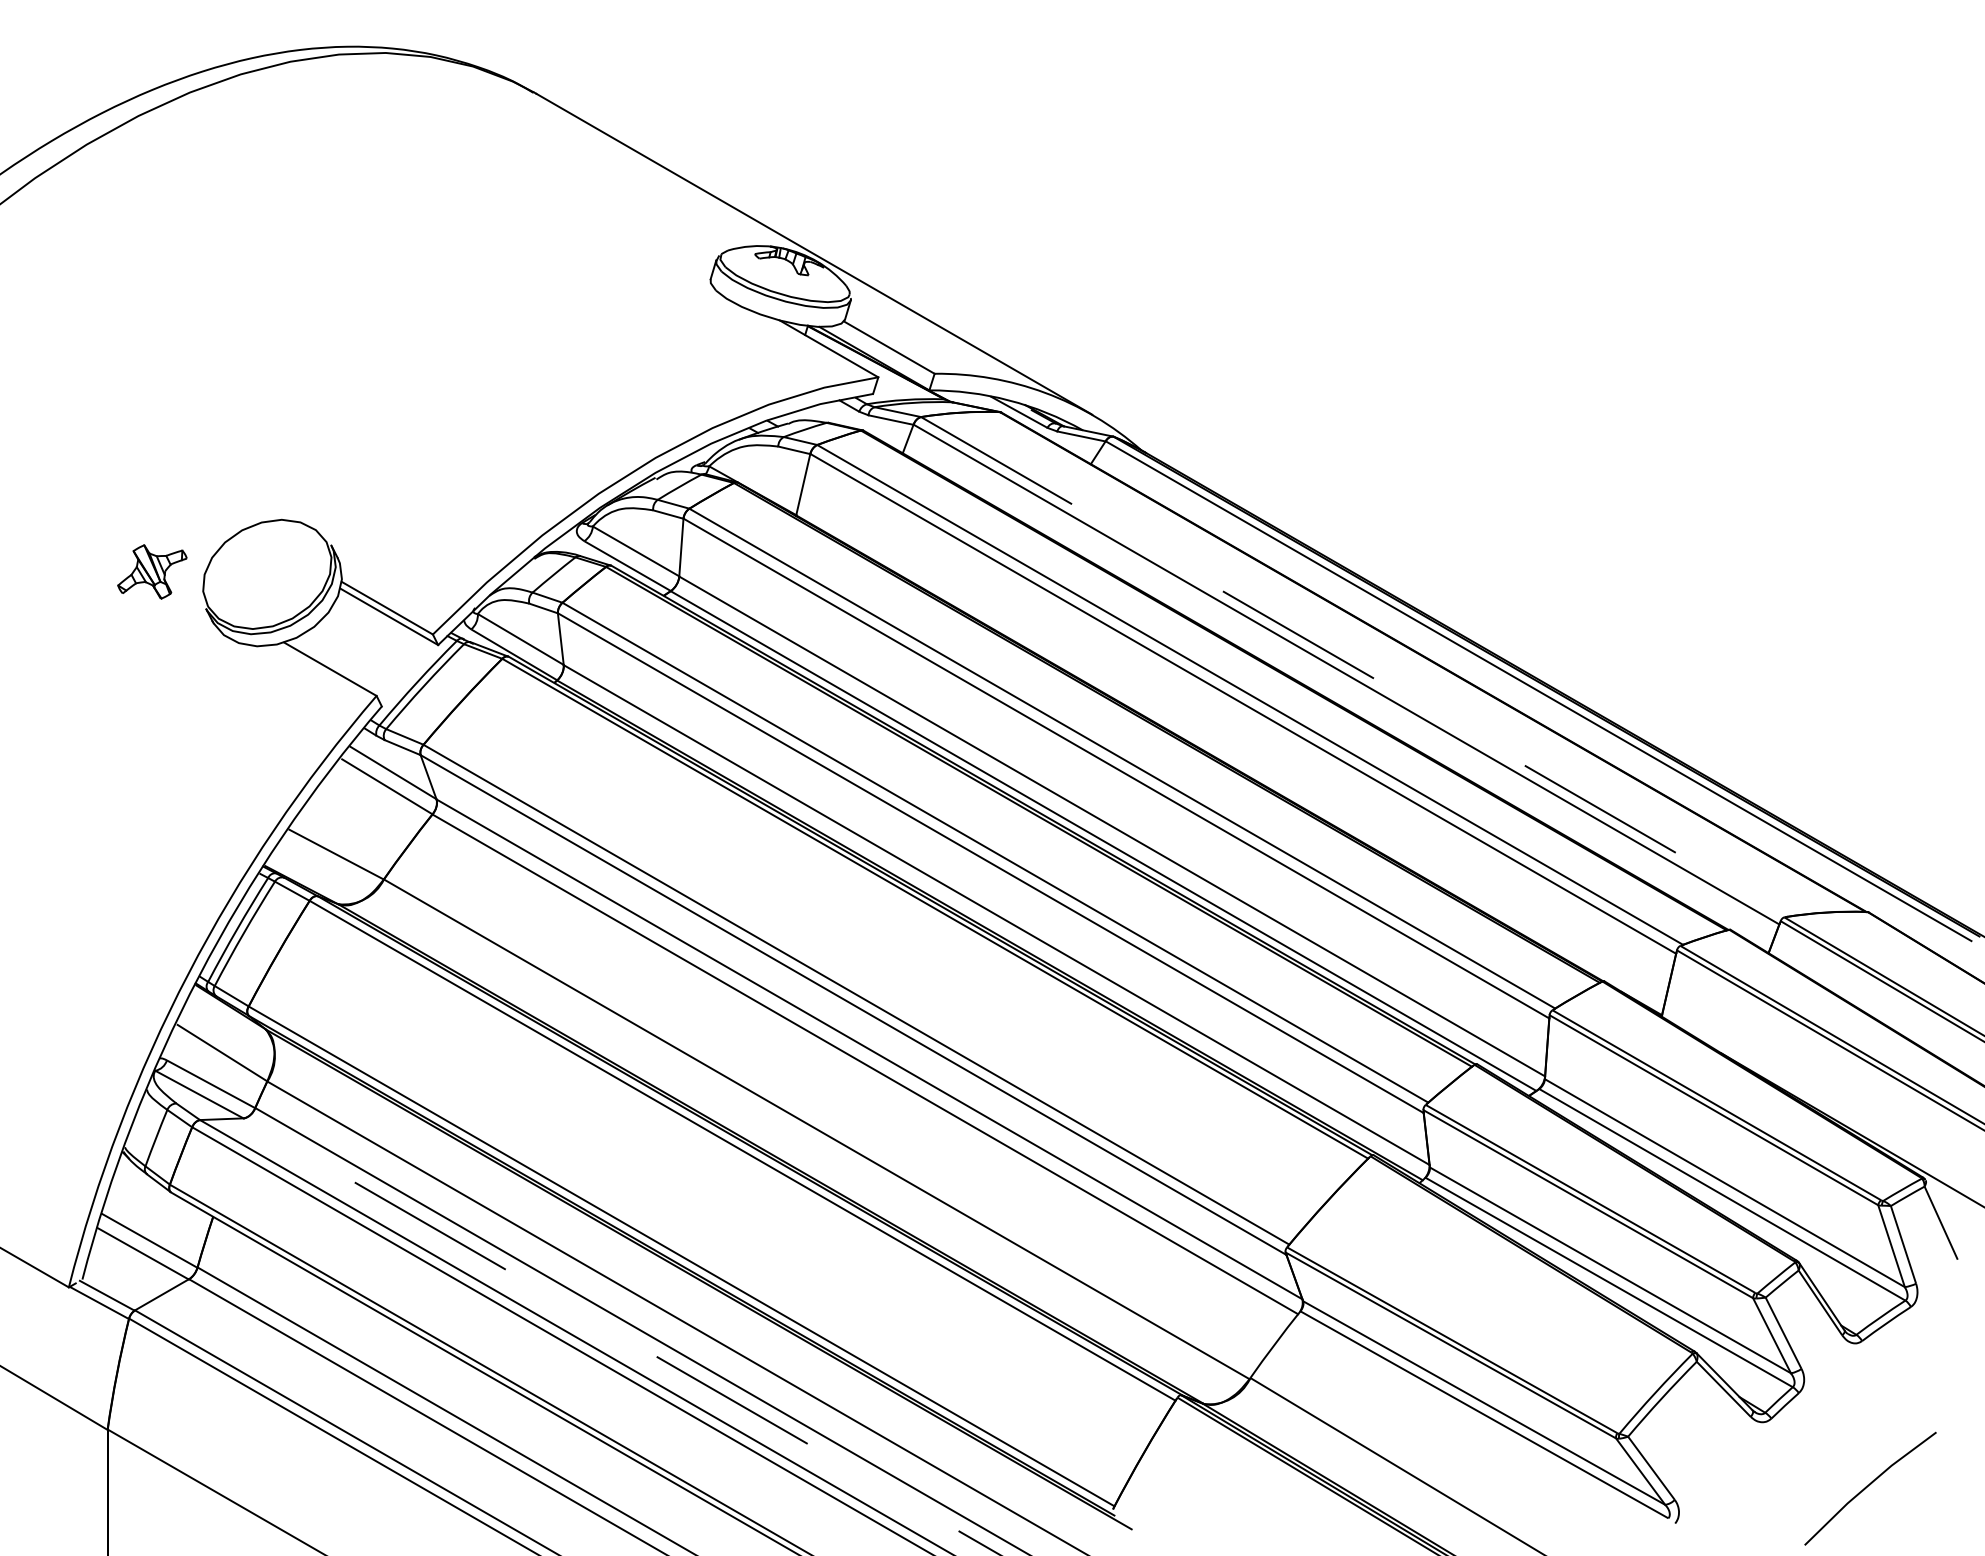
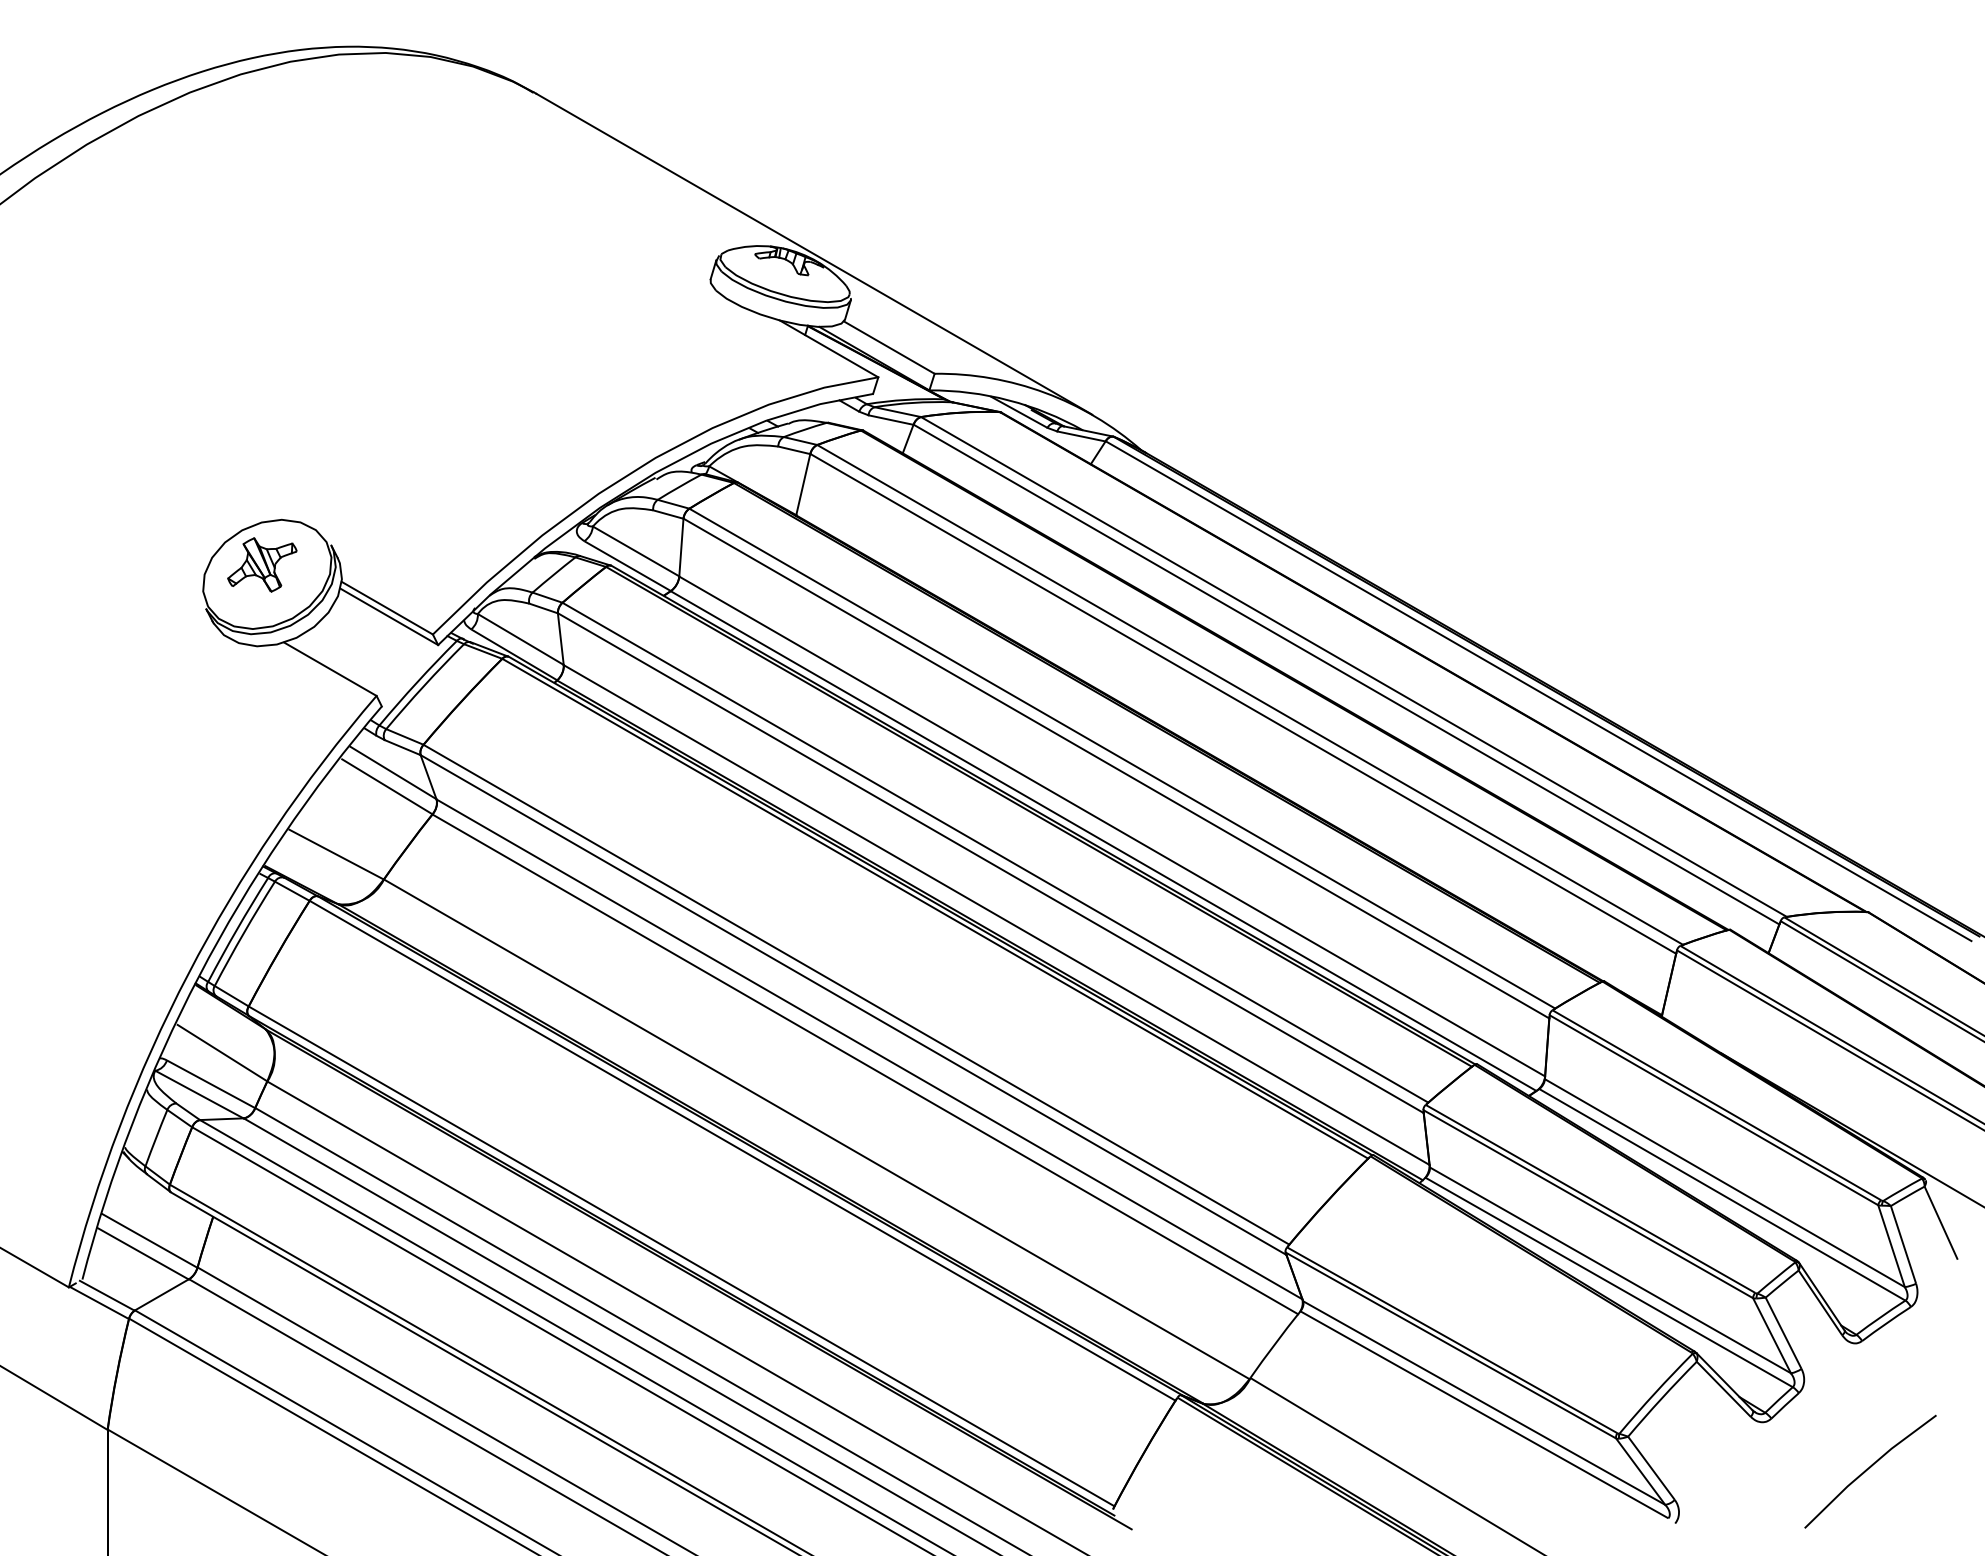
part position: (152, 571) -> (262, 564) (262, 564)
line: dashed -> solid (1353, 666)
line: dashed -> solid (622, 1336)
line position: (1868, 1486) -> (1868, 1469) (1868, 1469)
